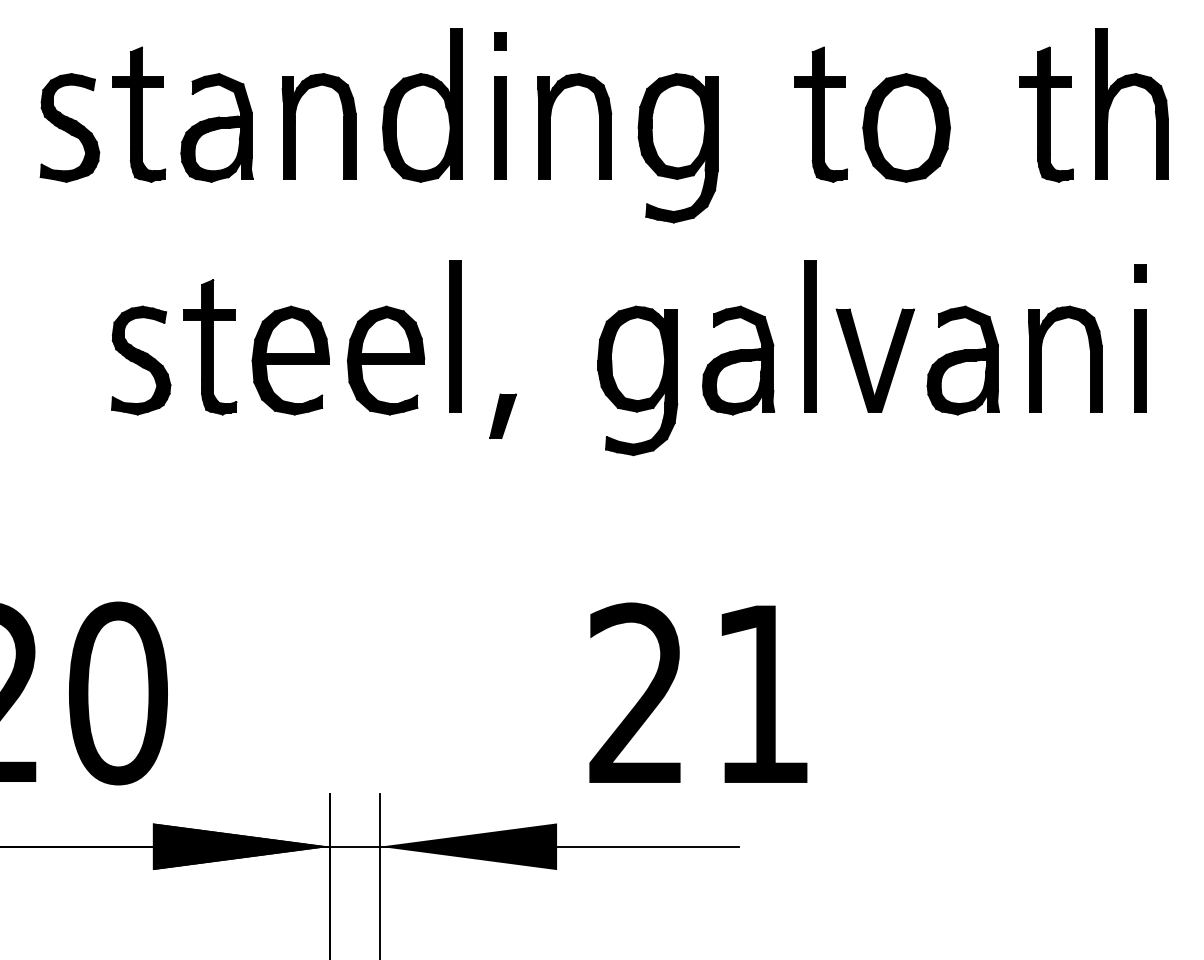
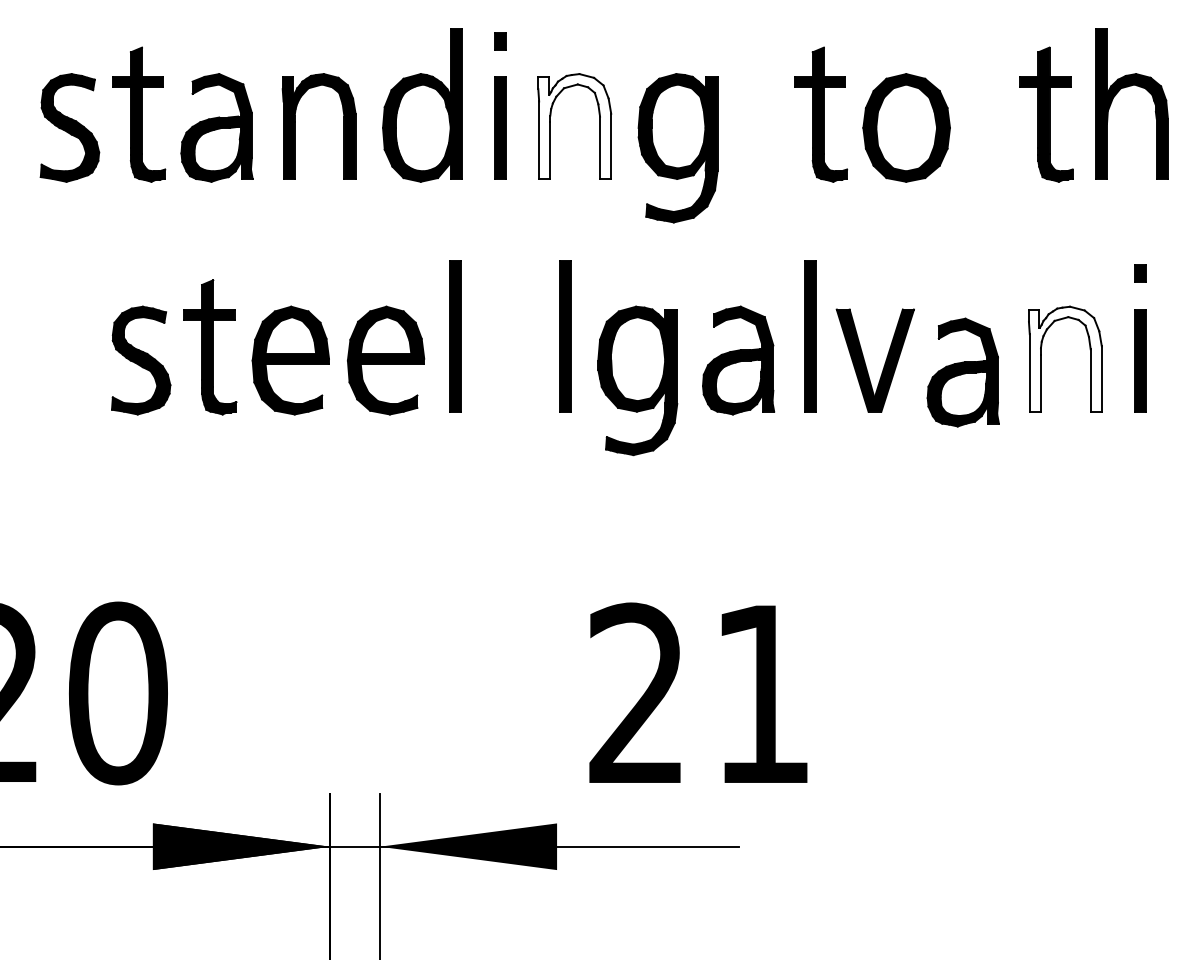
fill: present -> none (574, 126)
part: none -> present (565, 336)
fill: present -> none (1064, 358)
part position: (962, 360) -> (962, 372) (962, 372)
part: present -> none (502, 415)
